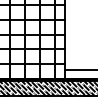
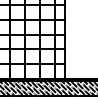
line: present -> none (79, 70)
